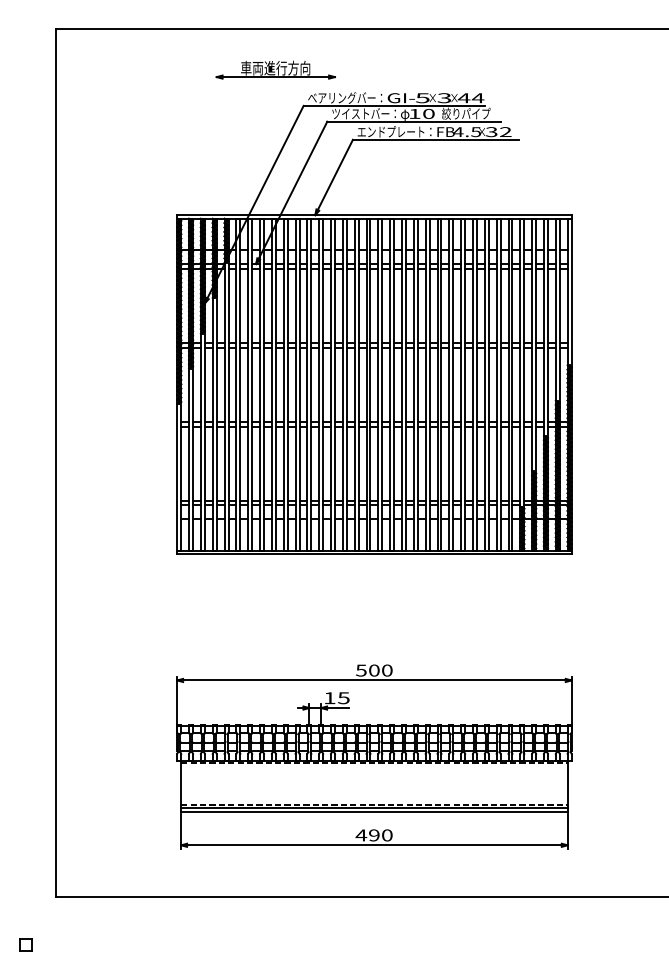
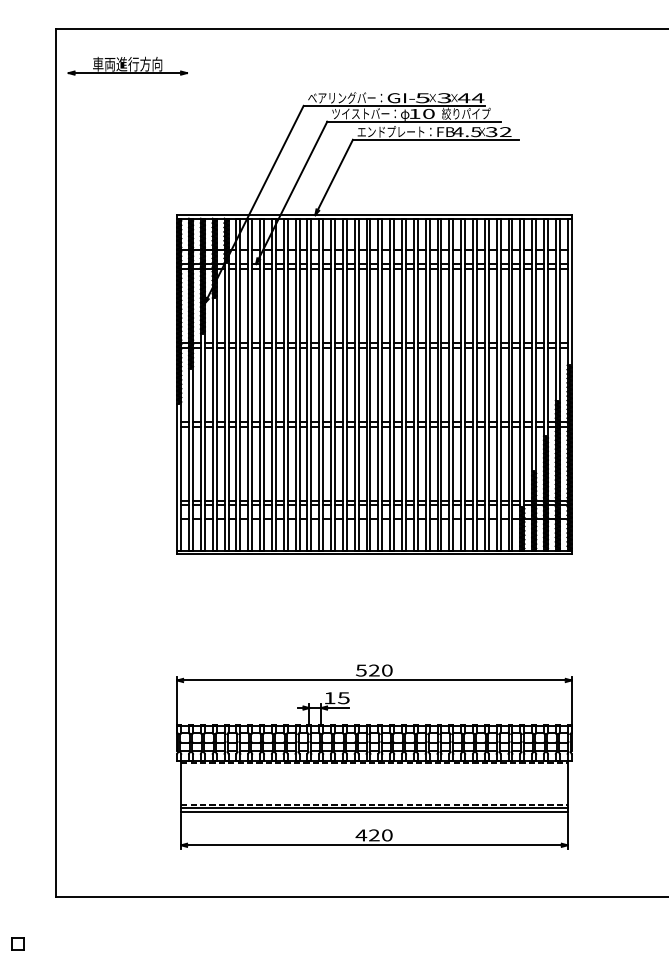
part position: (275, 69) -> (127, 65) (127, 65)
text: 500 -> 520 (374, 670)
text: 490 -> 420 (374, 835)
part position: (25, 944) -> (17, 943) (17, 943)
